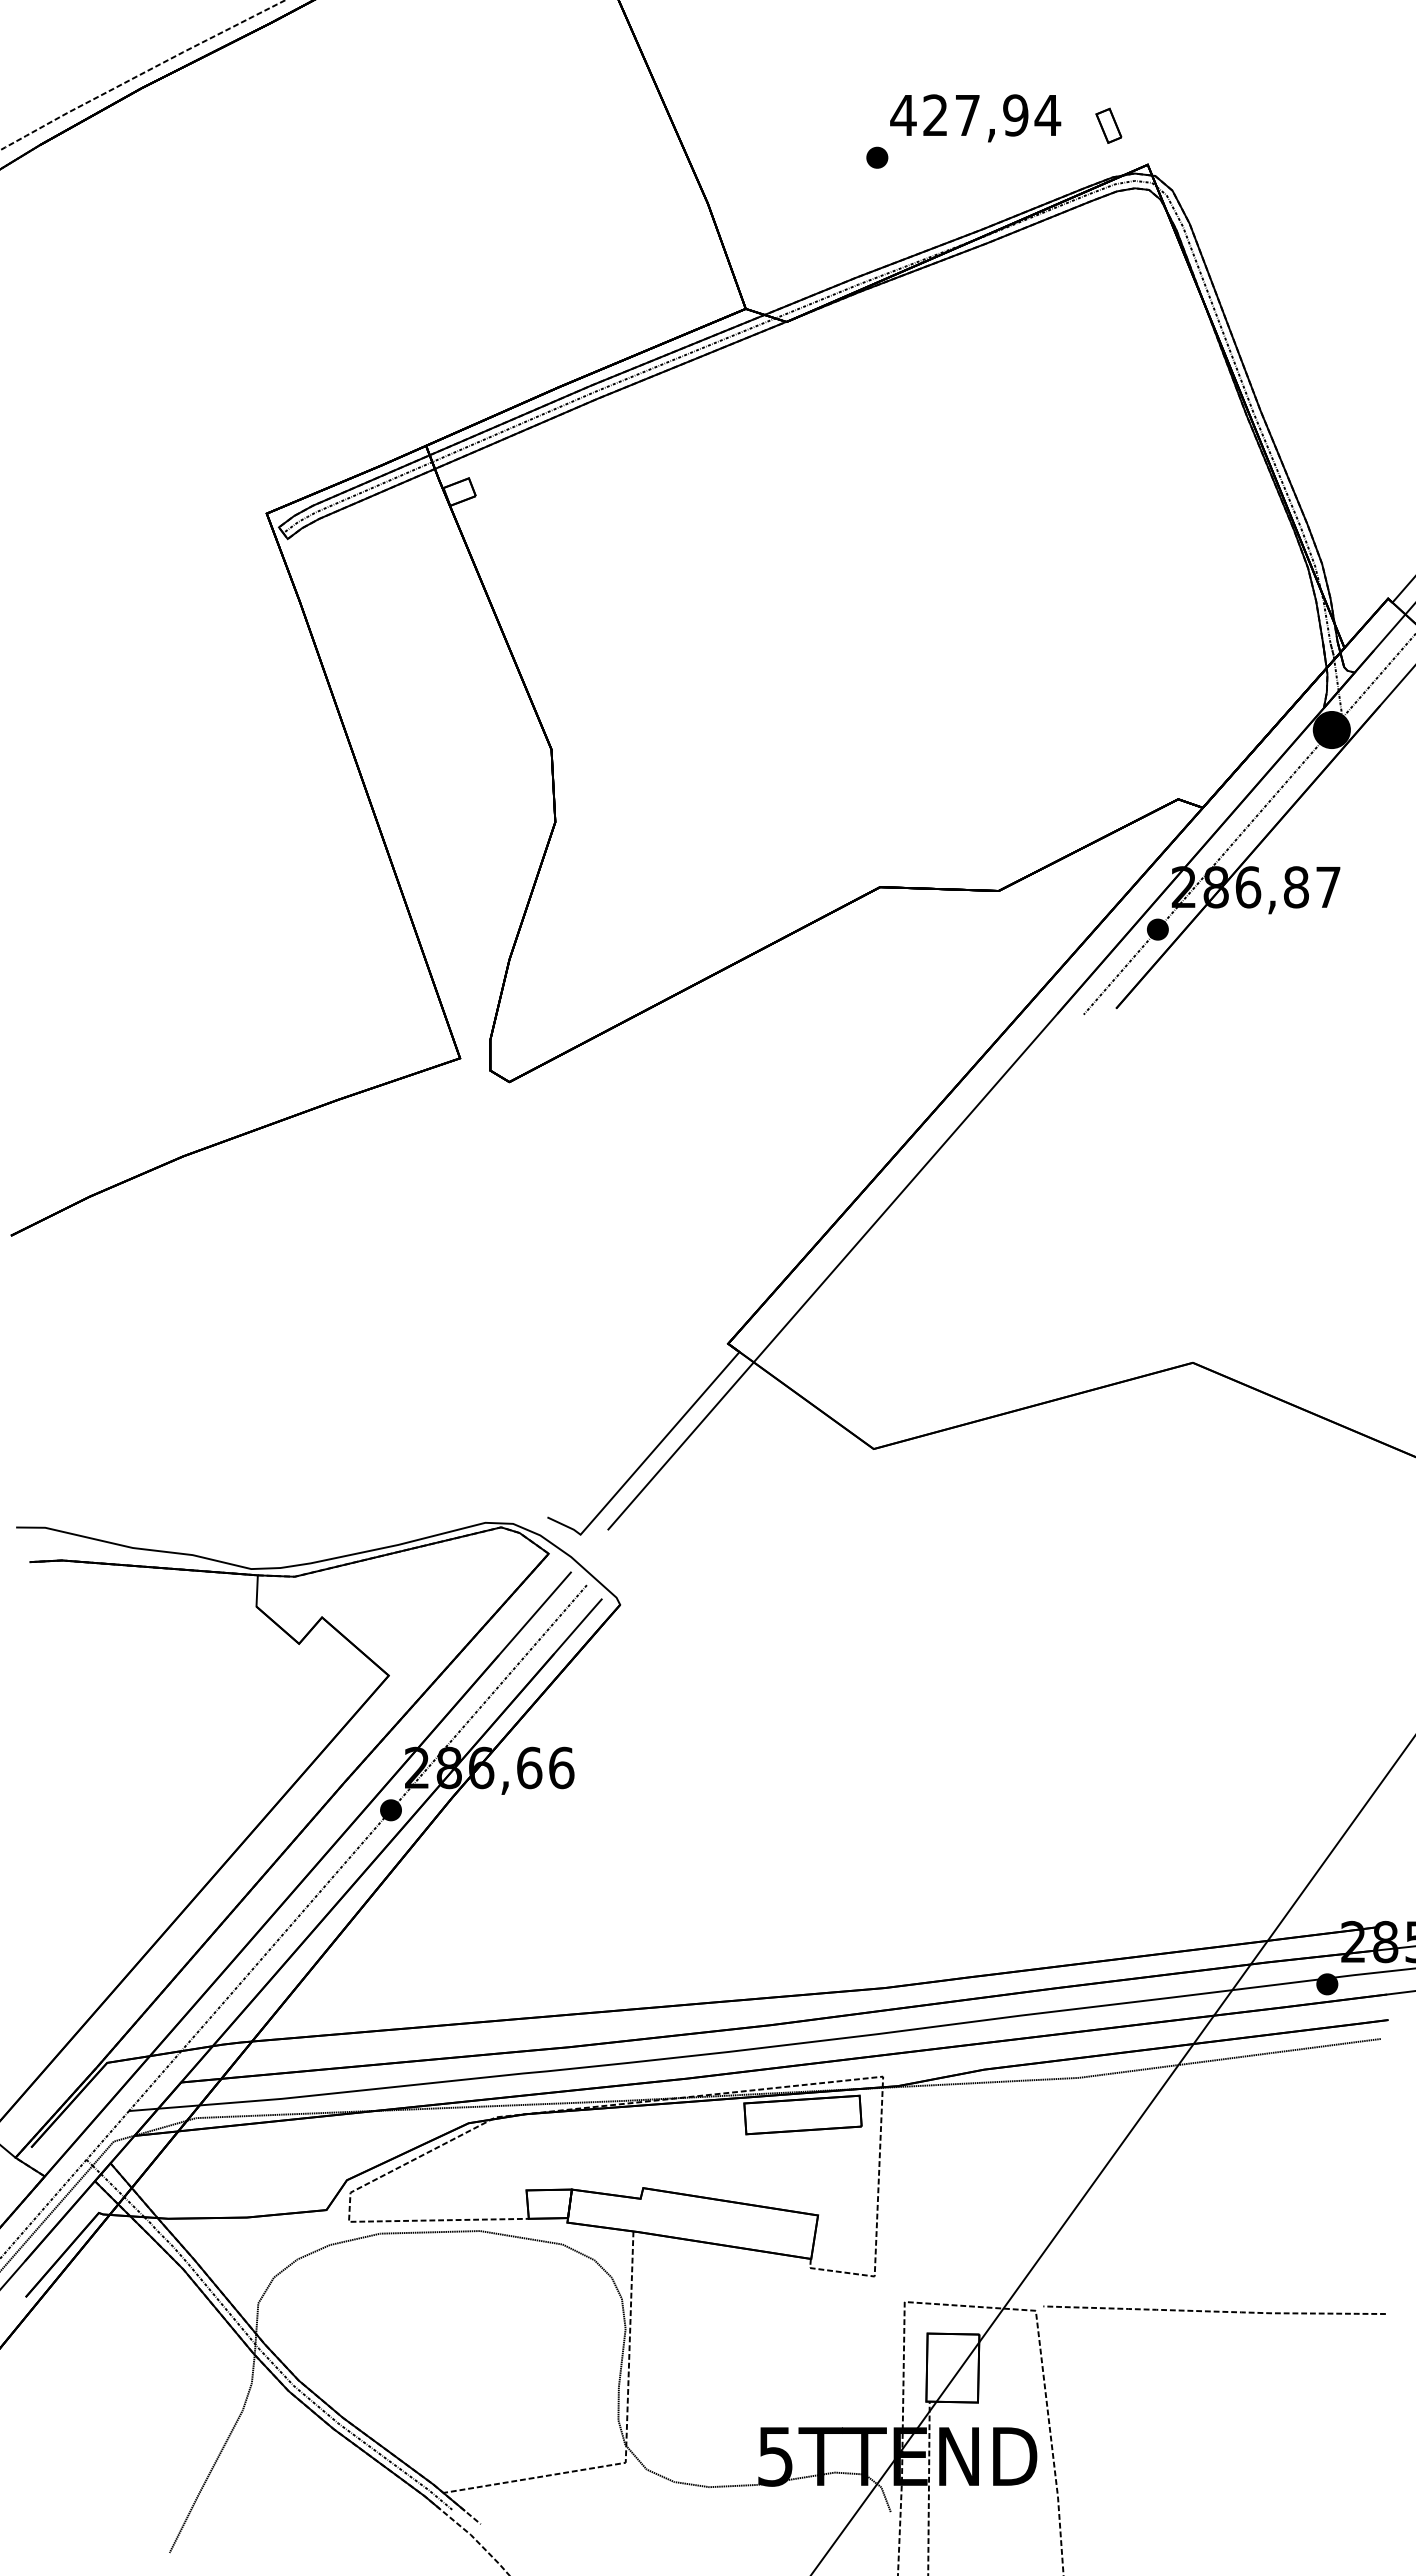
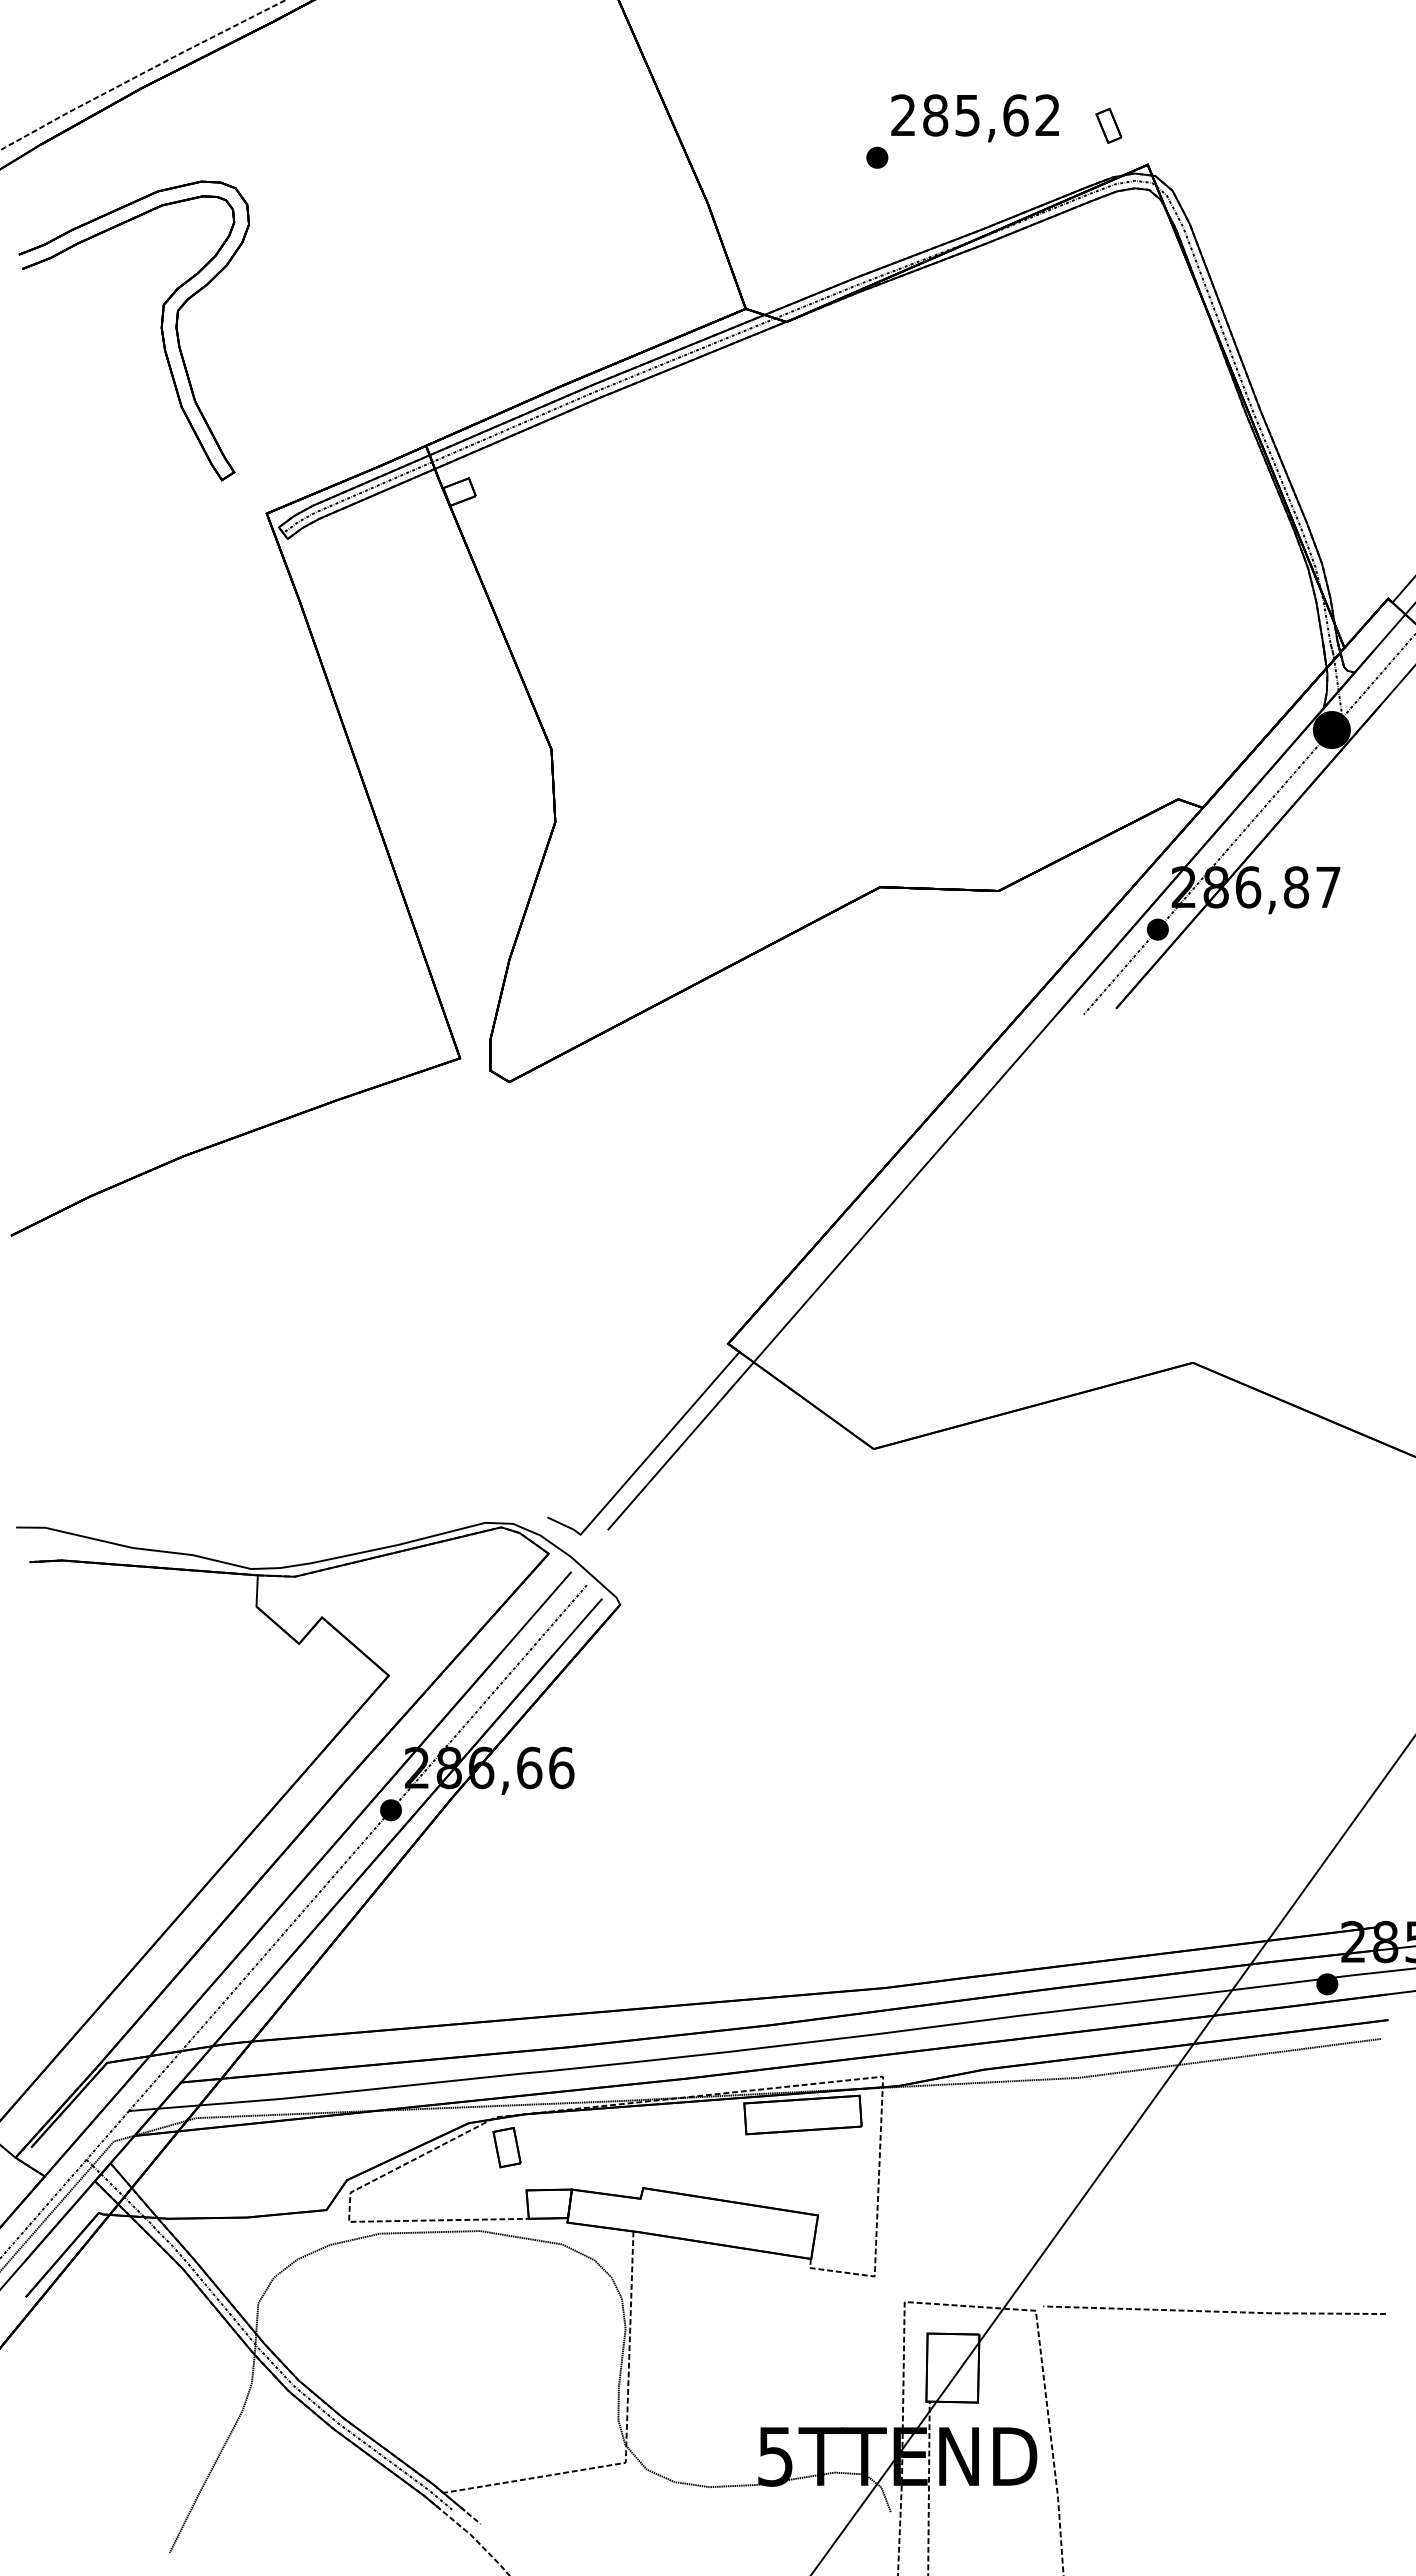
text: 427,94 -> 285,62 (975, 115)
part: none -> present (160, 329)
part: none -> present (506, 2147)
